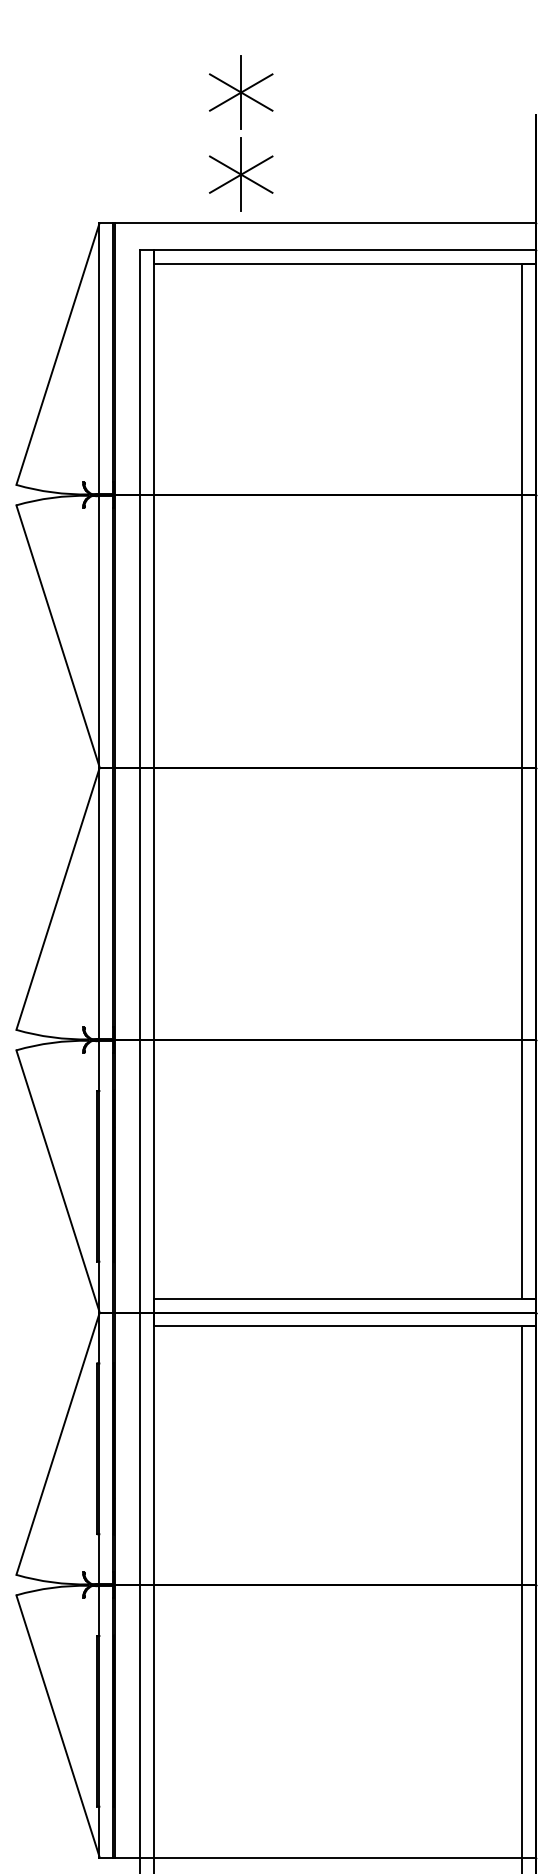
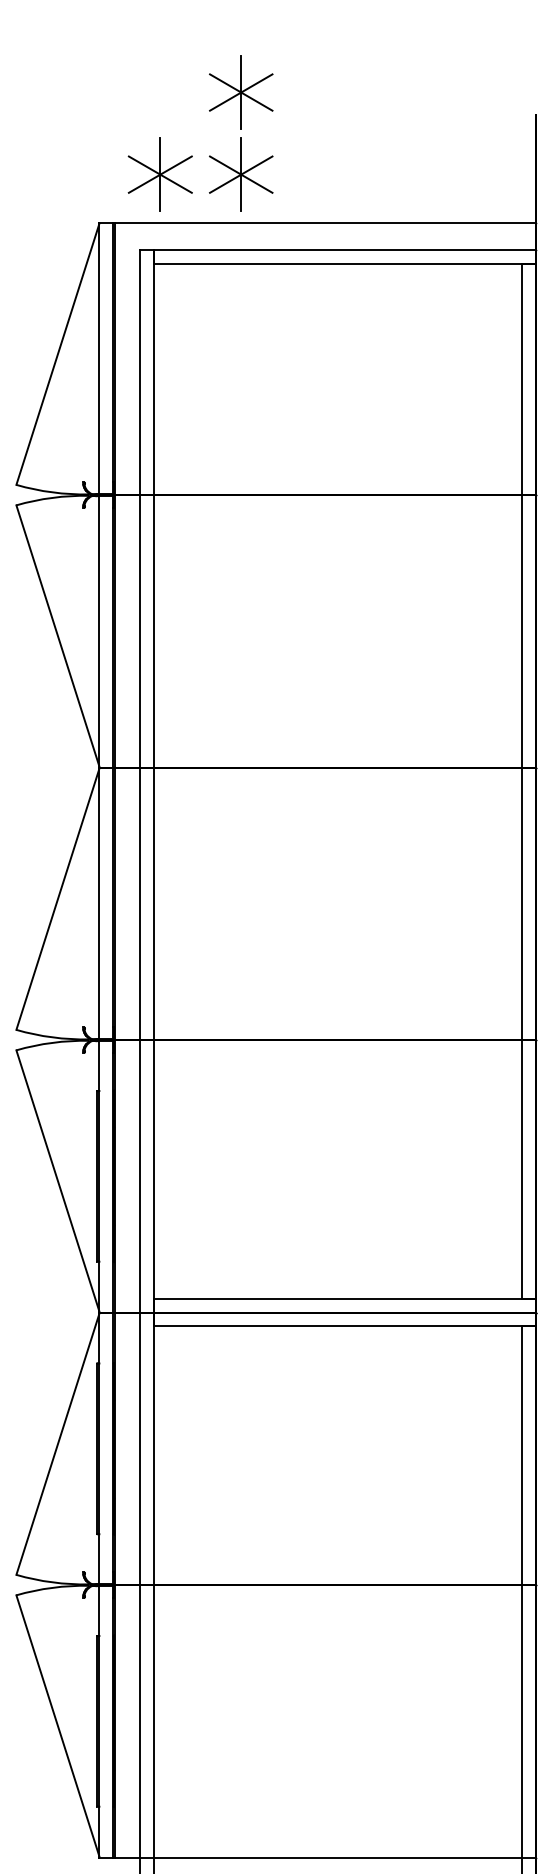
part: none -> present (159, 174)
